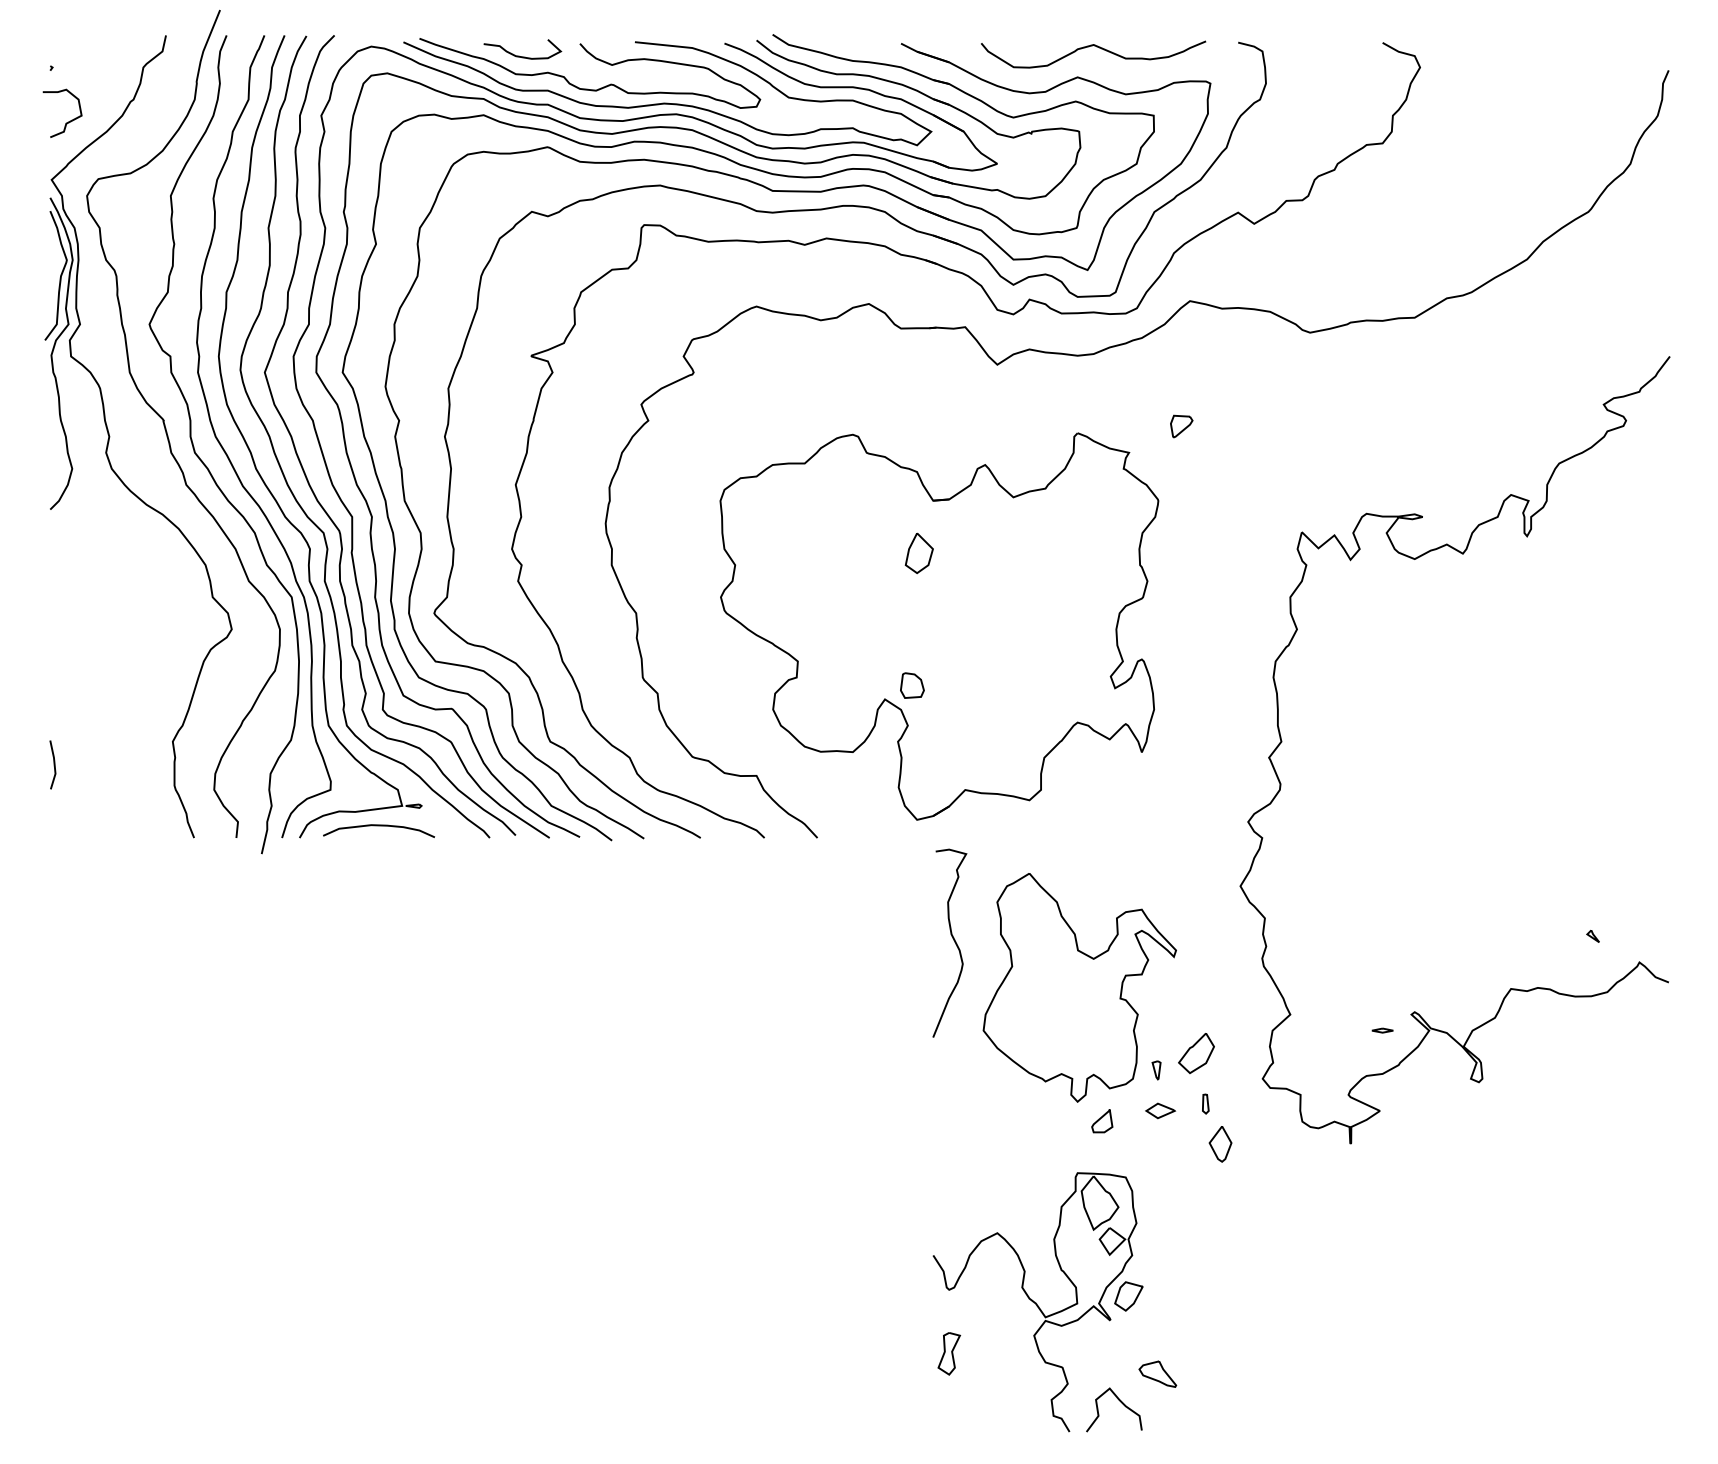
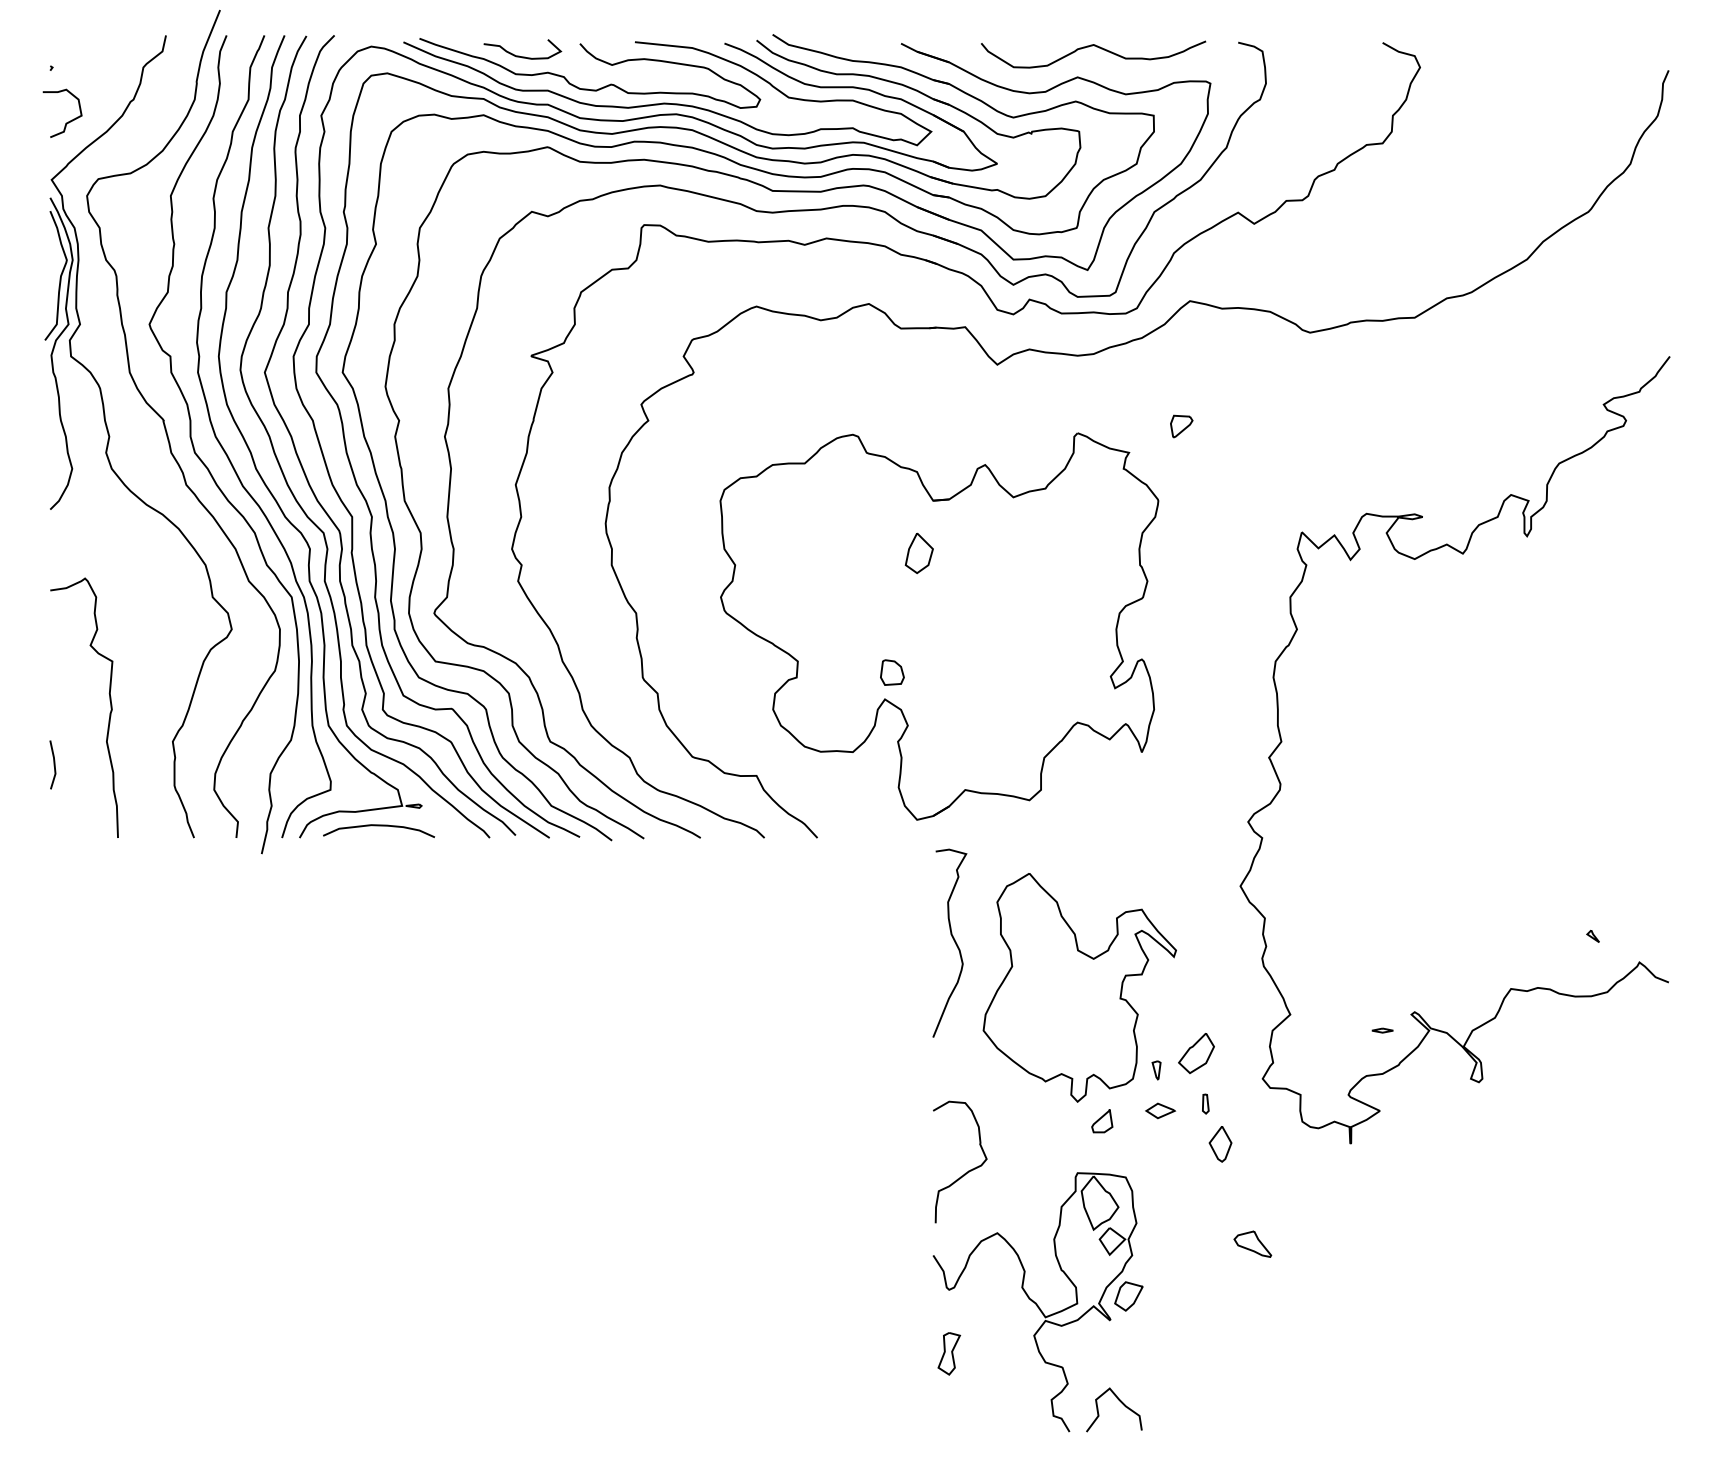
part position: (912, 685) -> (892, 672) (892, 672)
curve: none -> present (109, 713)
curve: none -> present (968, 1170)
part position: (1157, 1373) -> (1252, 1243) (1252, 1243)
